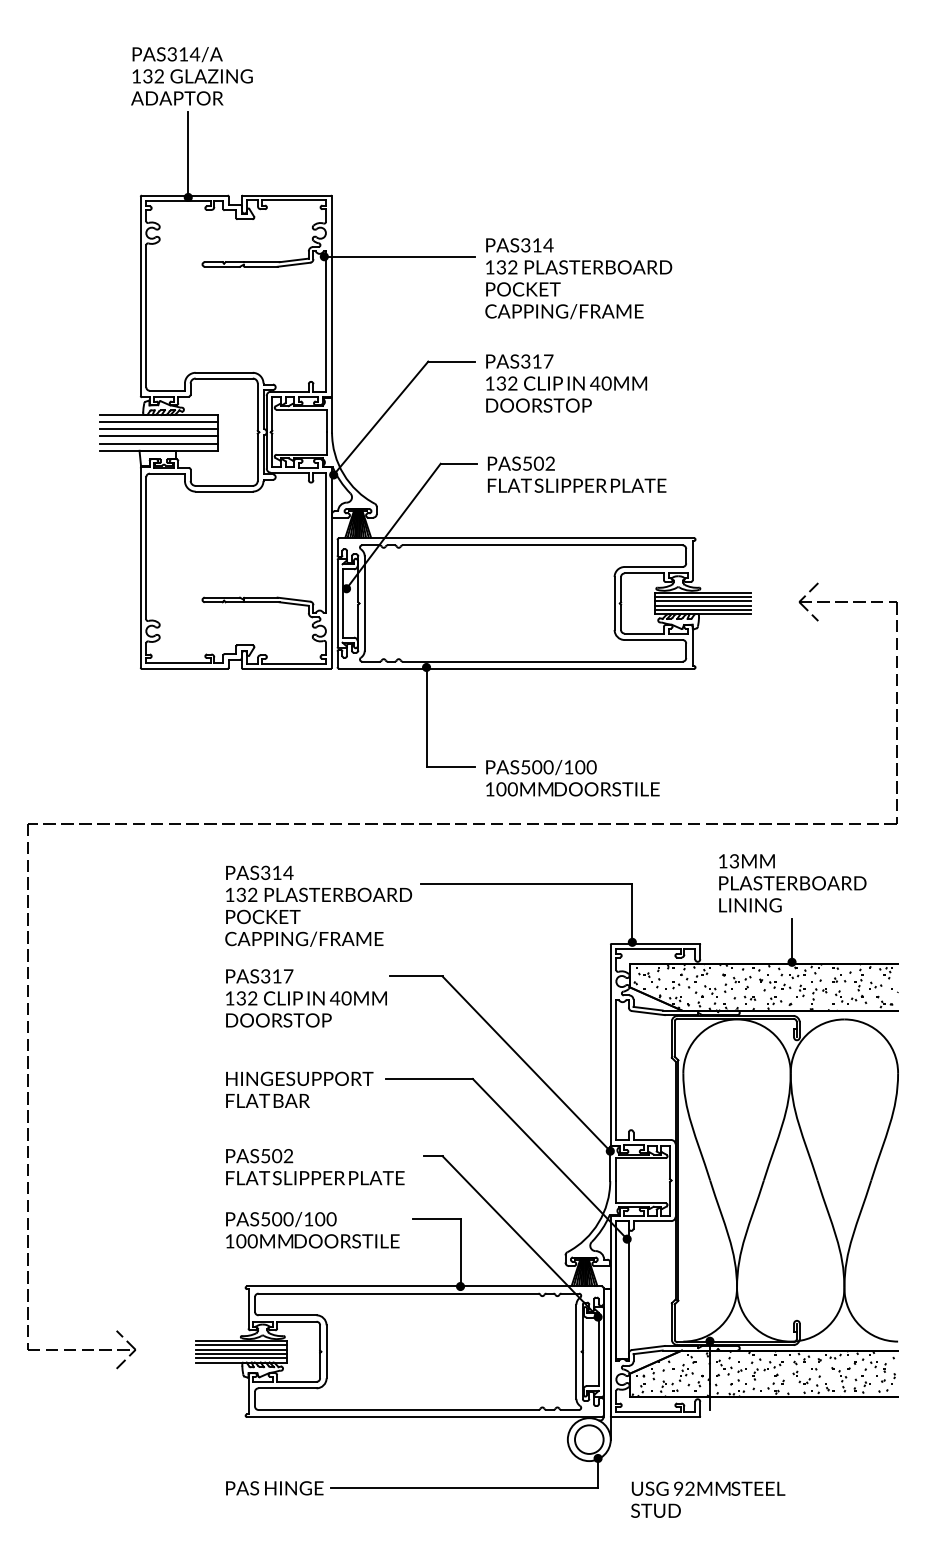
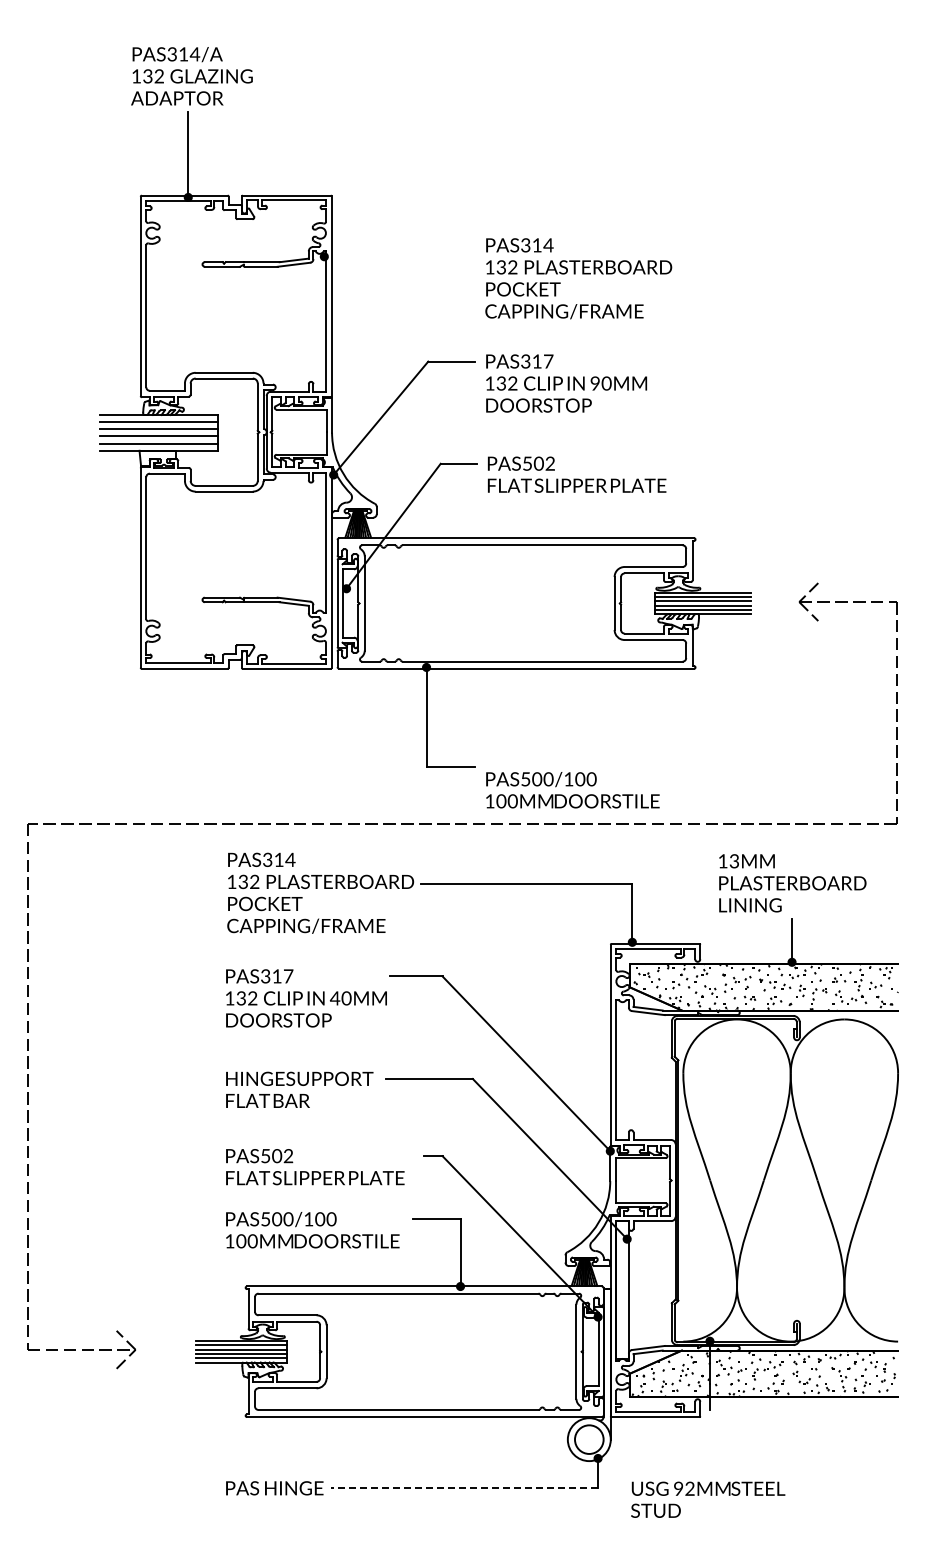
line: present -> none (399, 256)
text: 40MM -> 90MM (595, 383)
text position: (572, 778) -> (572, 790) (572, 790)
text position: (318, 905) -> (320, 892) (320, 892)
line: solid -> dashed (464, 1488)
